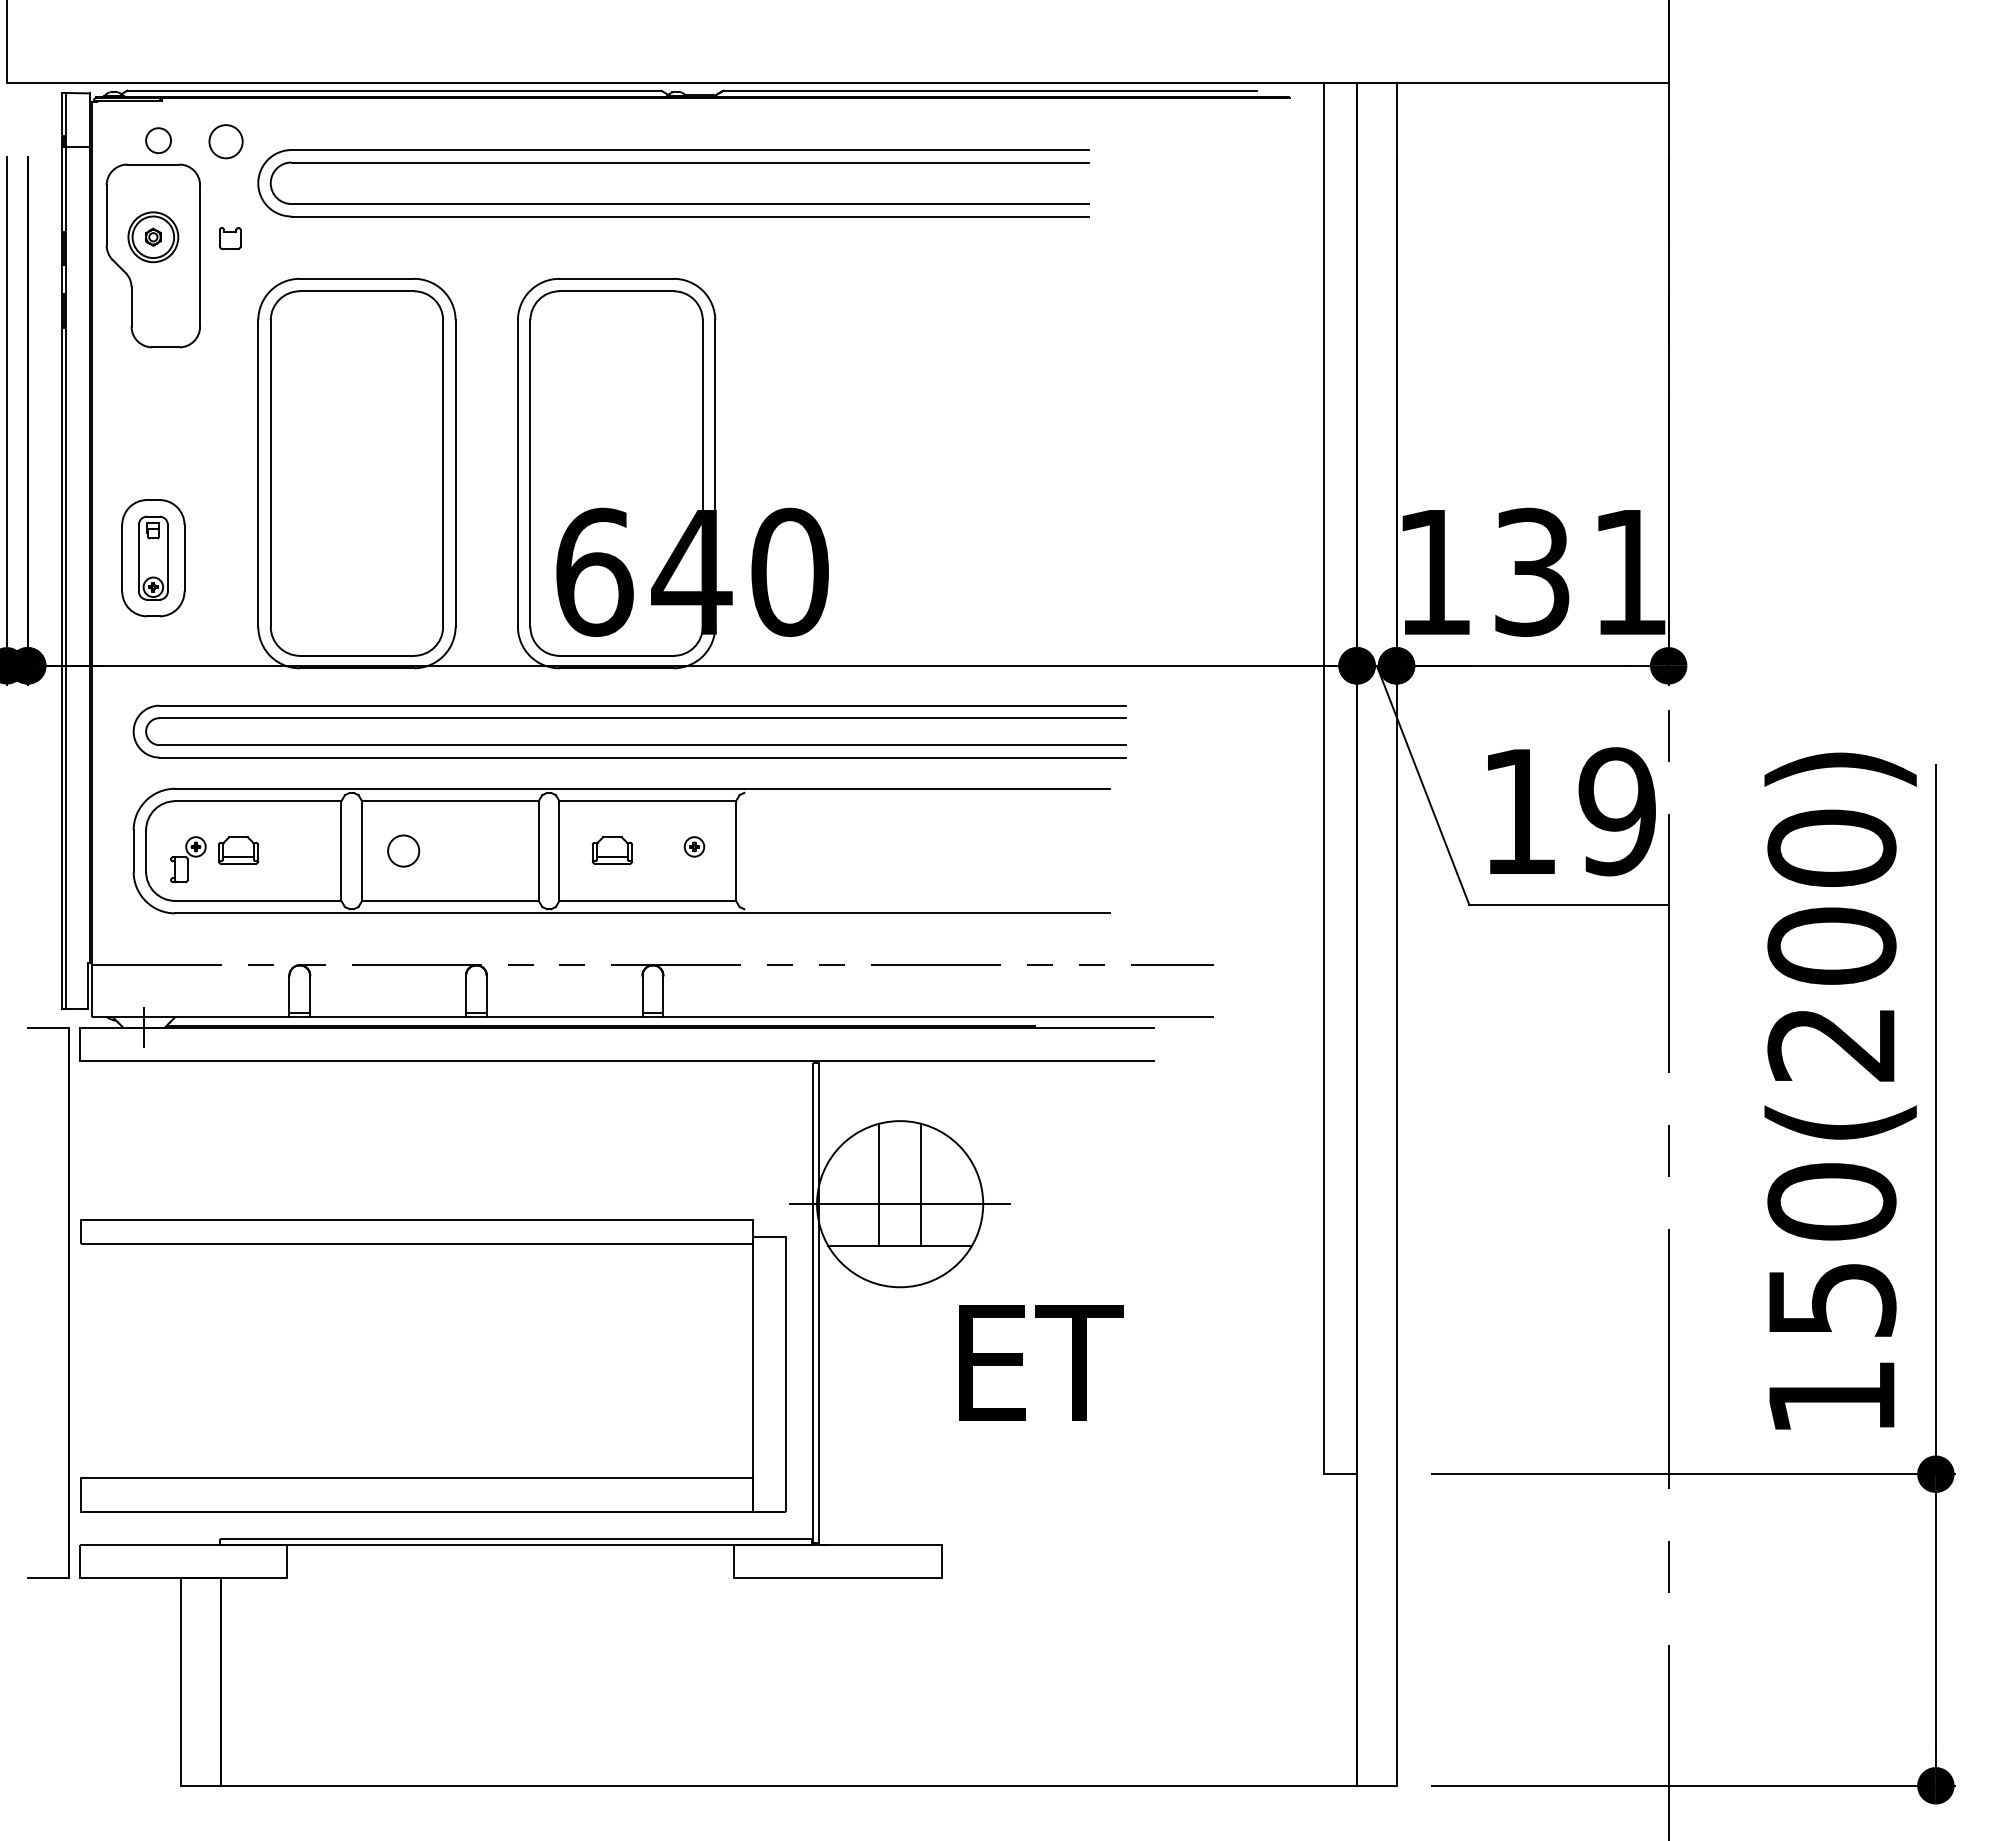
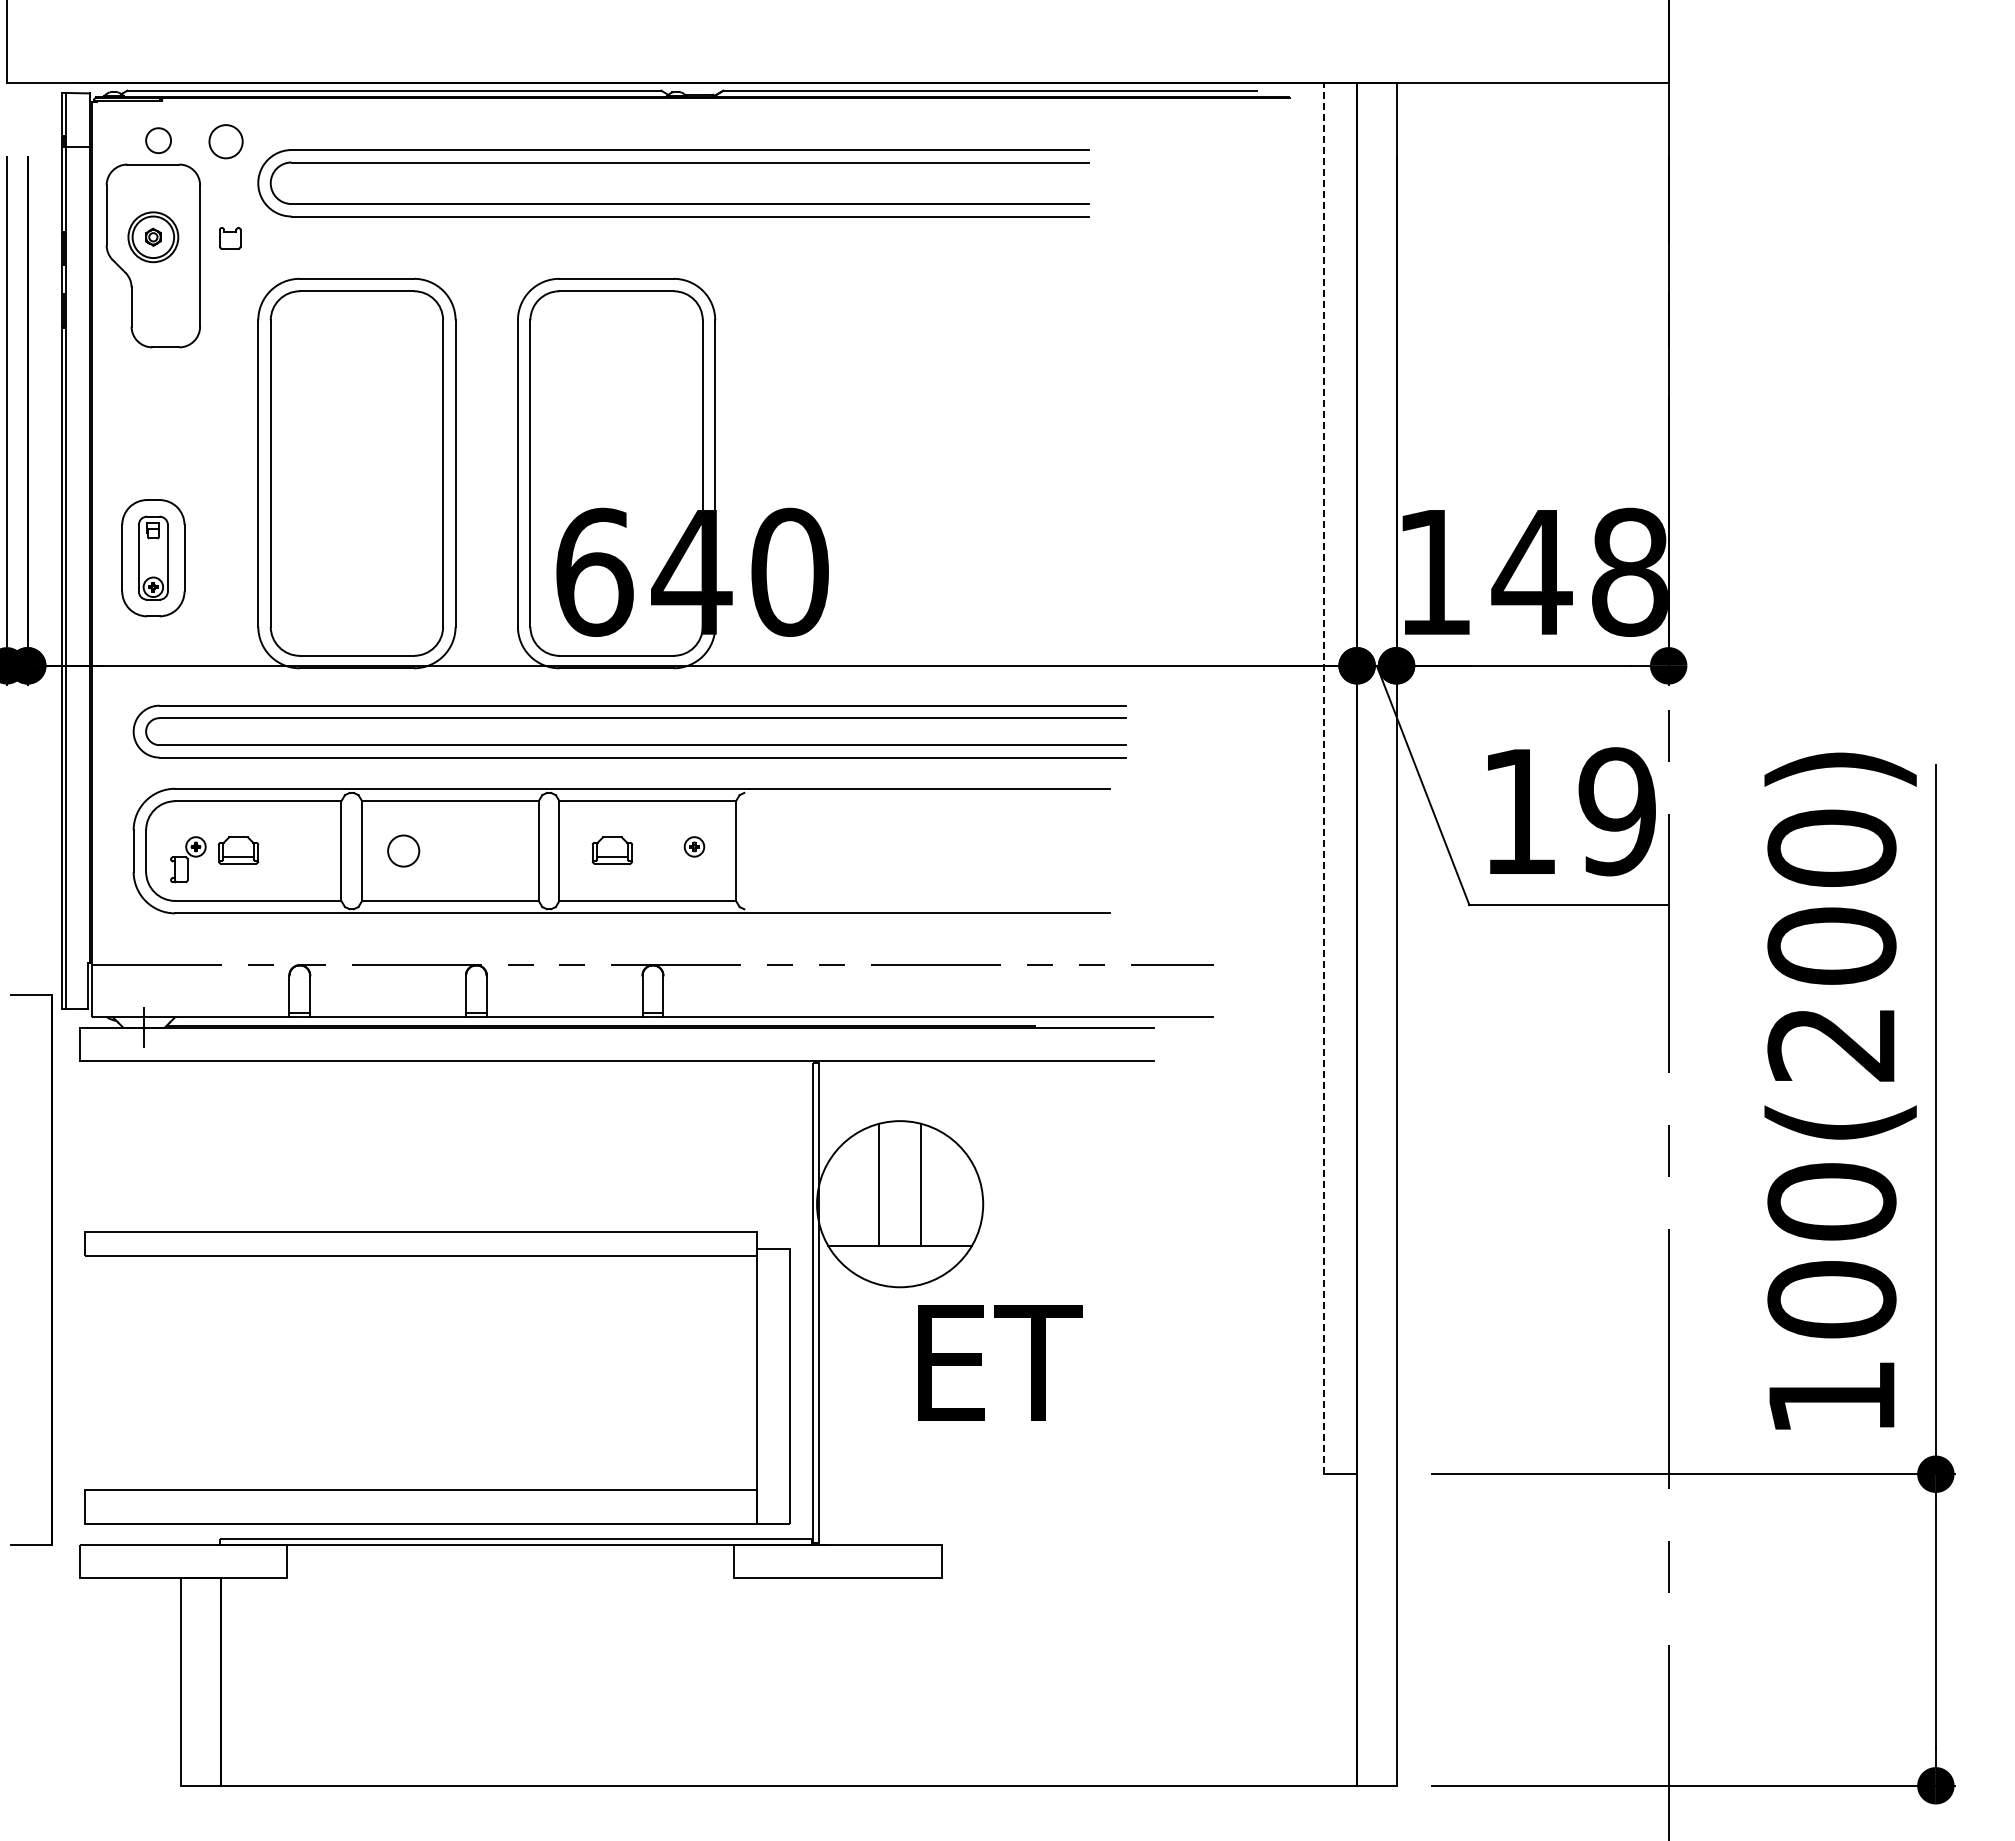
text: 131 -> 148 (1579, 571)
line: solid -> dashed (1323, 778)
line: present -> none (899, 1204)
text: 150(200) -> 100(200) (1831, 1299)
part position: (68, 1302) -> (51, 1269) (51, 1269)
text position: (1041, 1362) -> (1000, 1362) (1000, 1362)
part position: (433, 1477) -> (437, 1489) (437, 1489)
